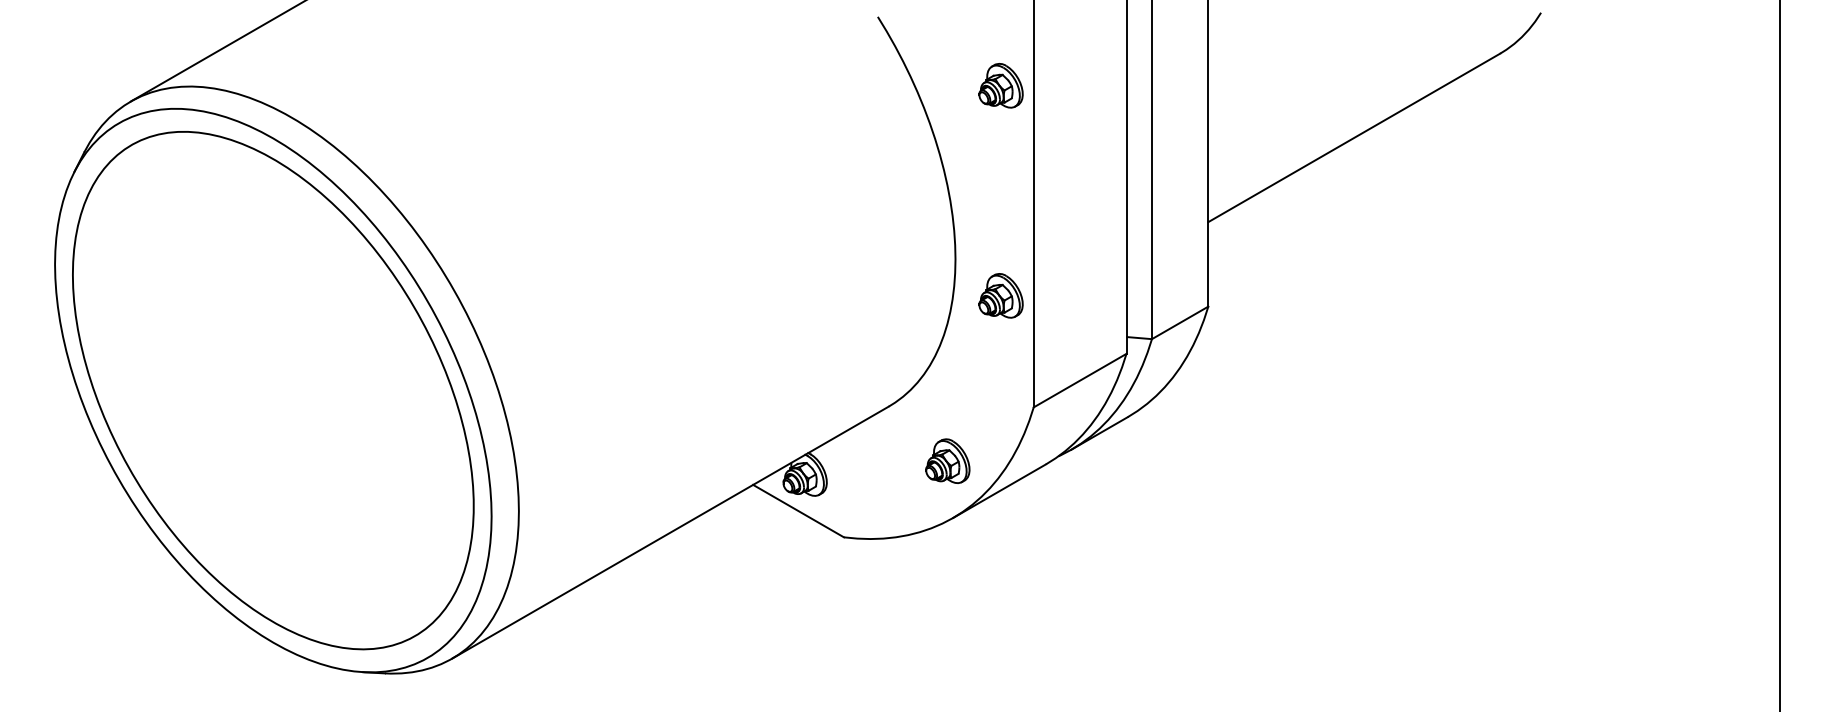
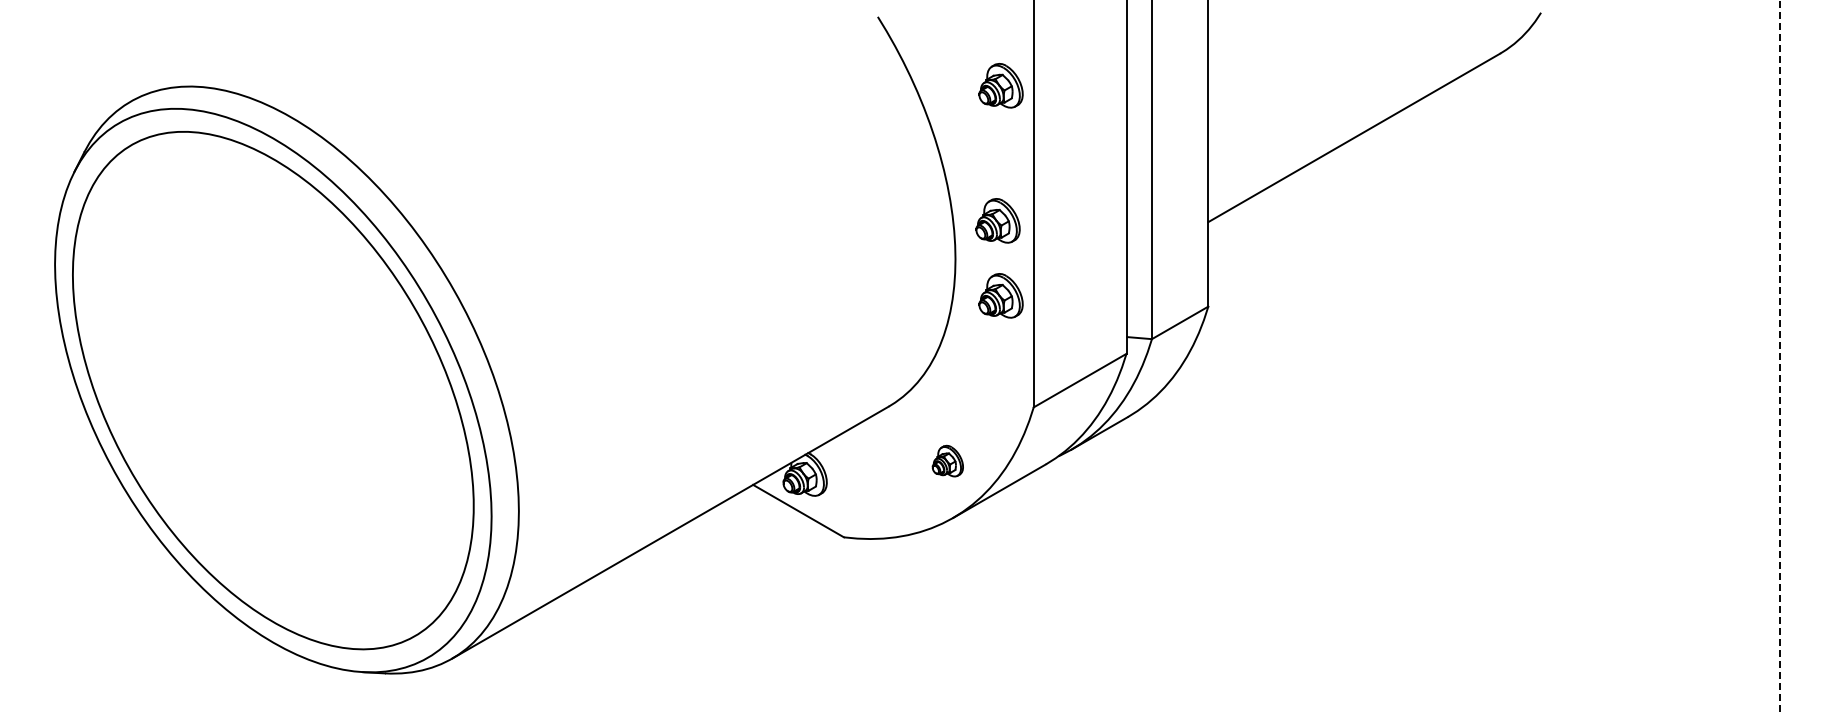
line: present -> none (216, 51)
part: none -> present (997, 220)
line: solid -> dashed (1779, 355)
part size: 46x46 px -> 33x34 px (947, 460)
